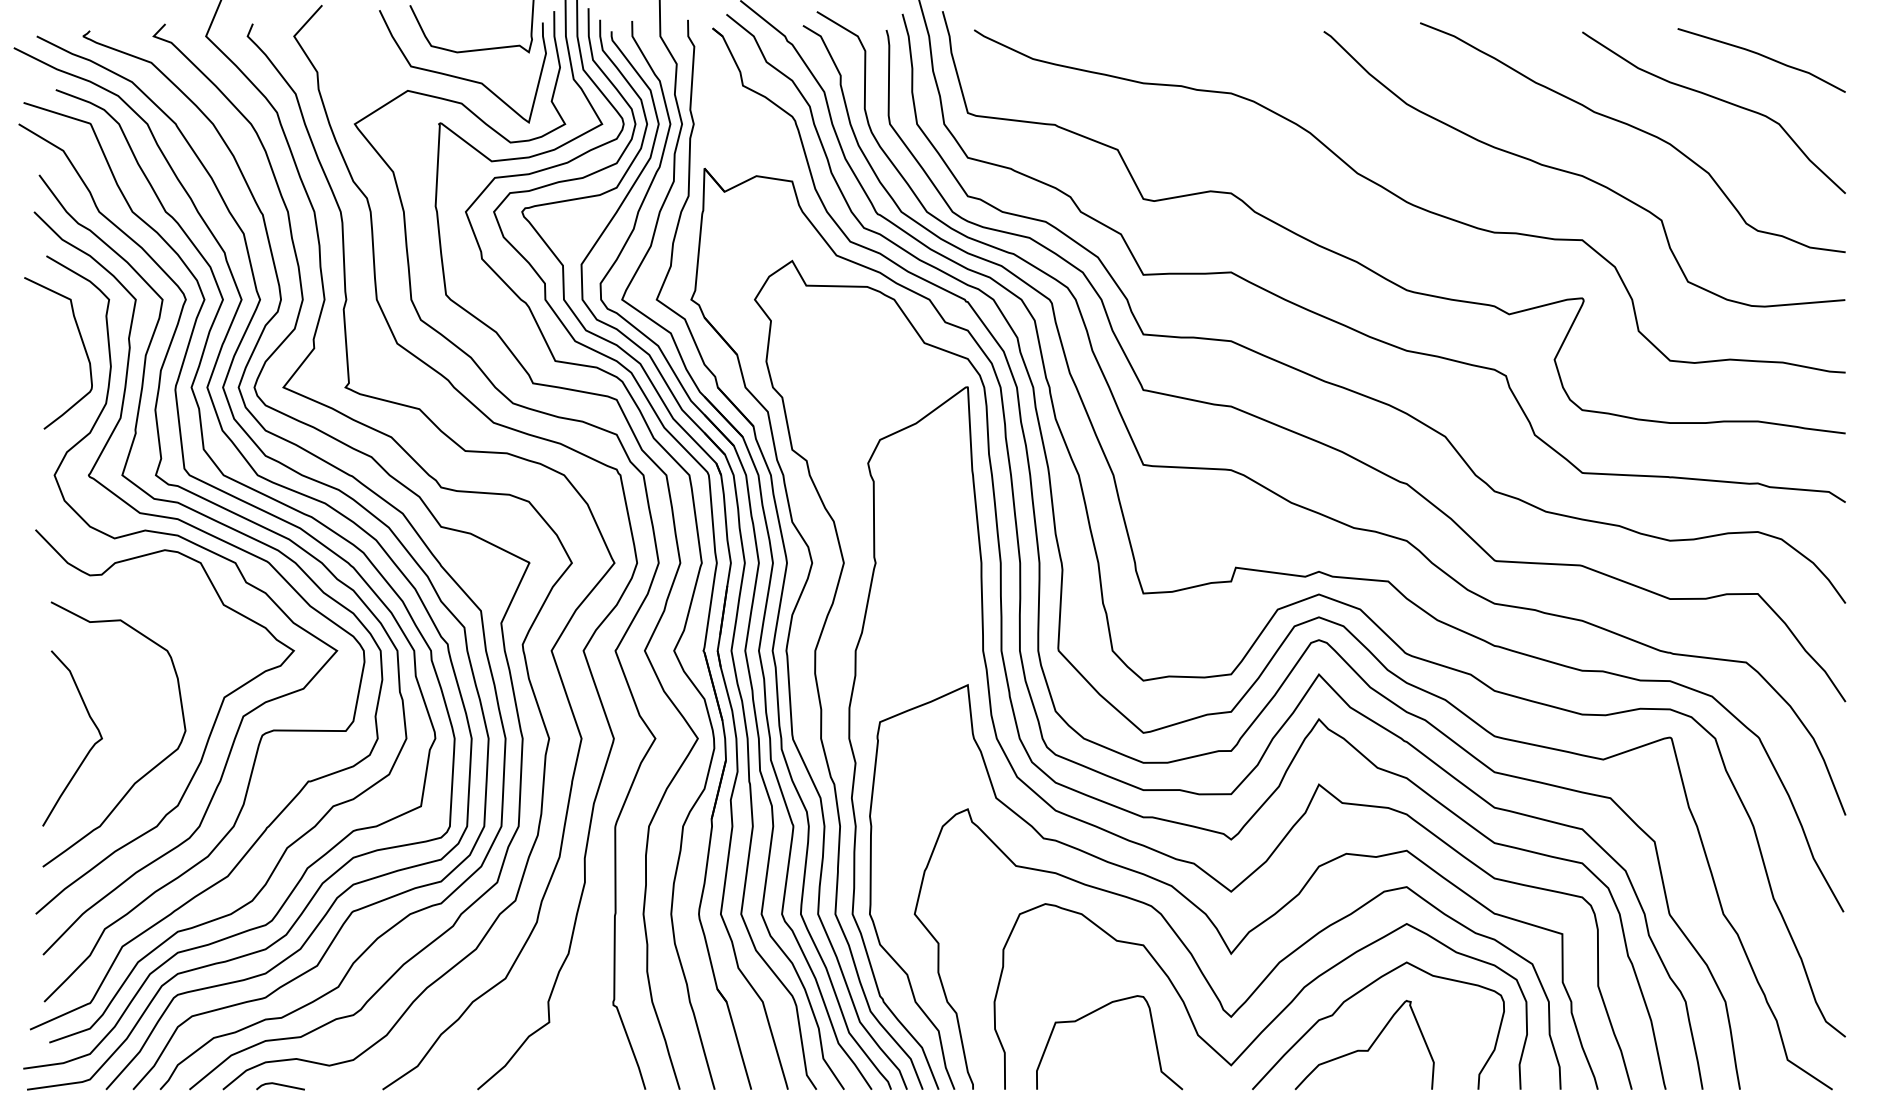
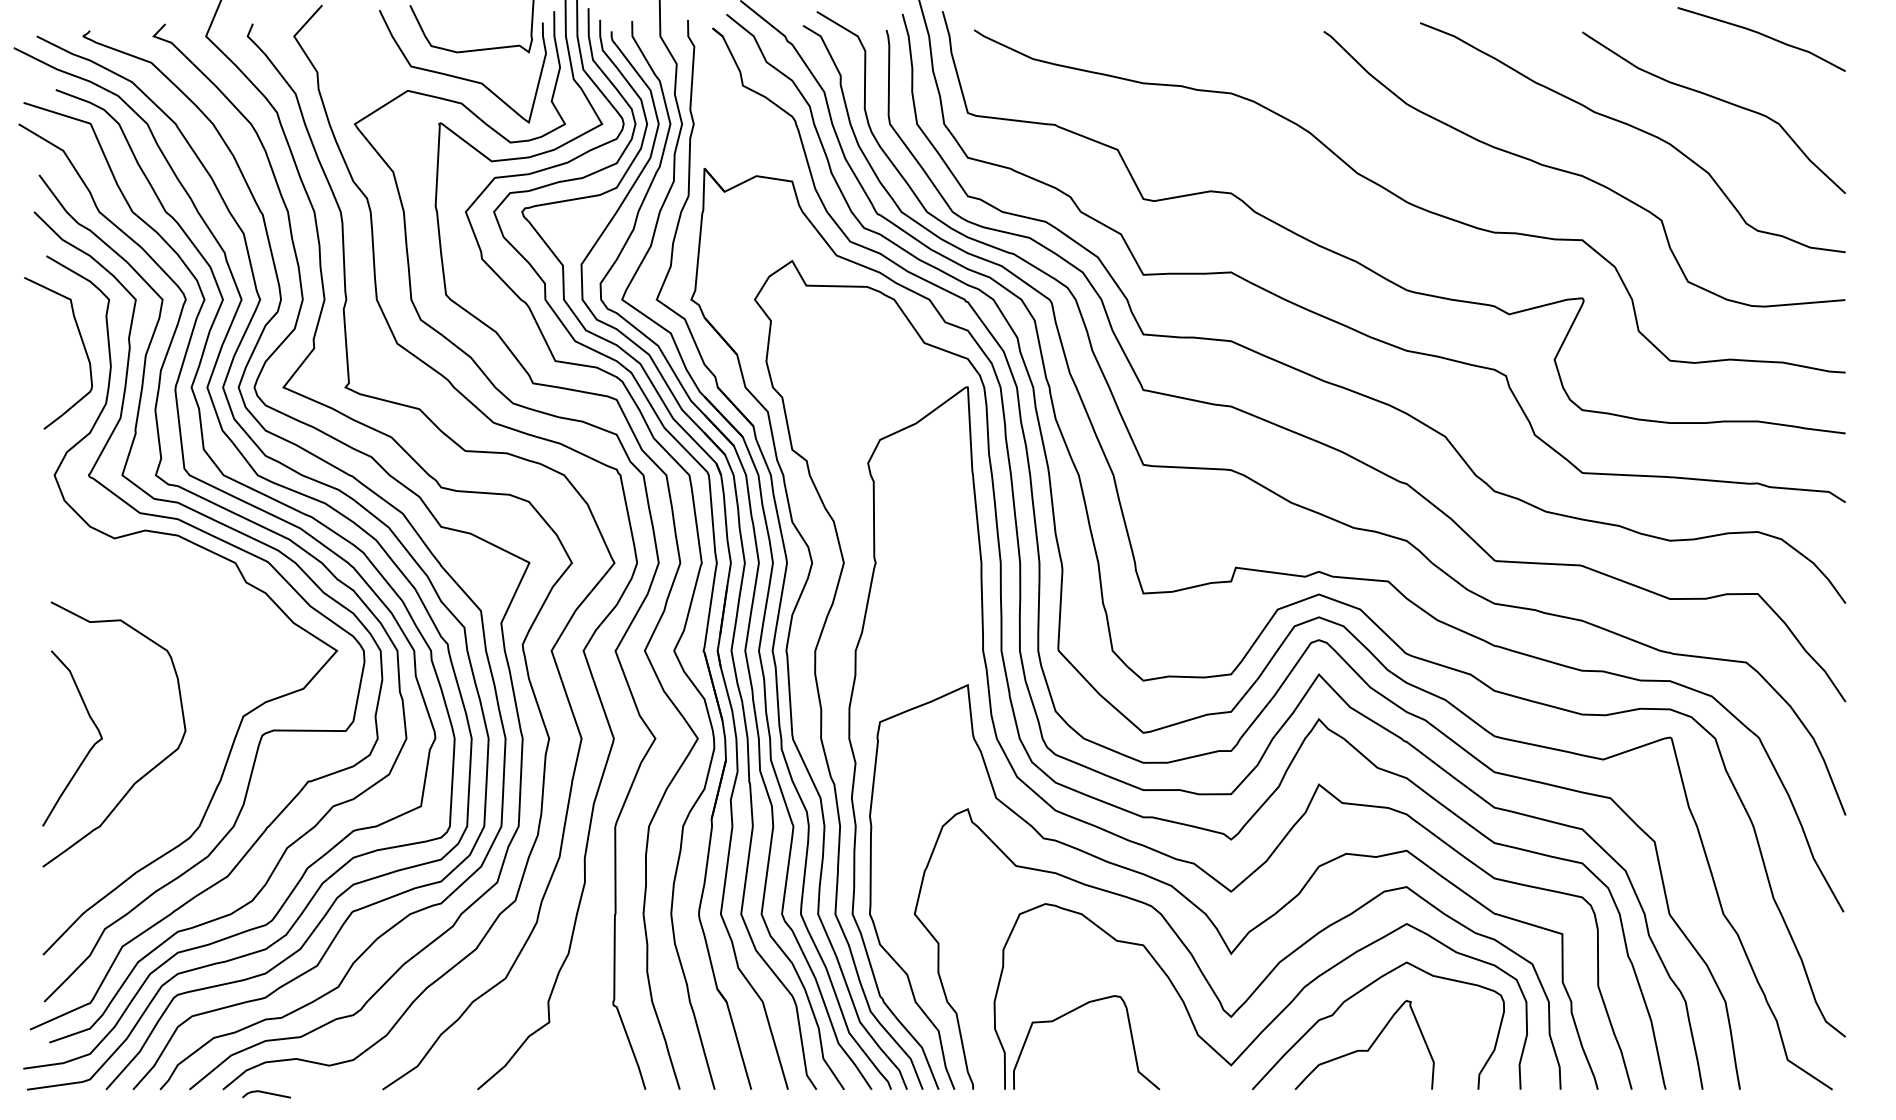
curve position: (1761, 56) -> (1761, 35) (1761, 35)
curve: present -> none (207, 738)
curve position: (1094, 1012) -> (1071, 1012) (1071, 1012)
line position: (280, 1085) -> (266, 1093) (266, 1093)
